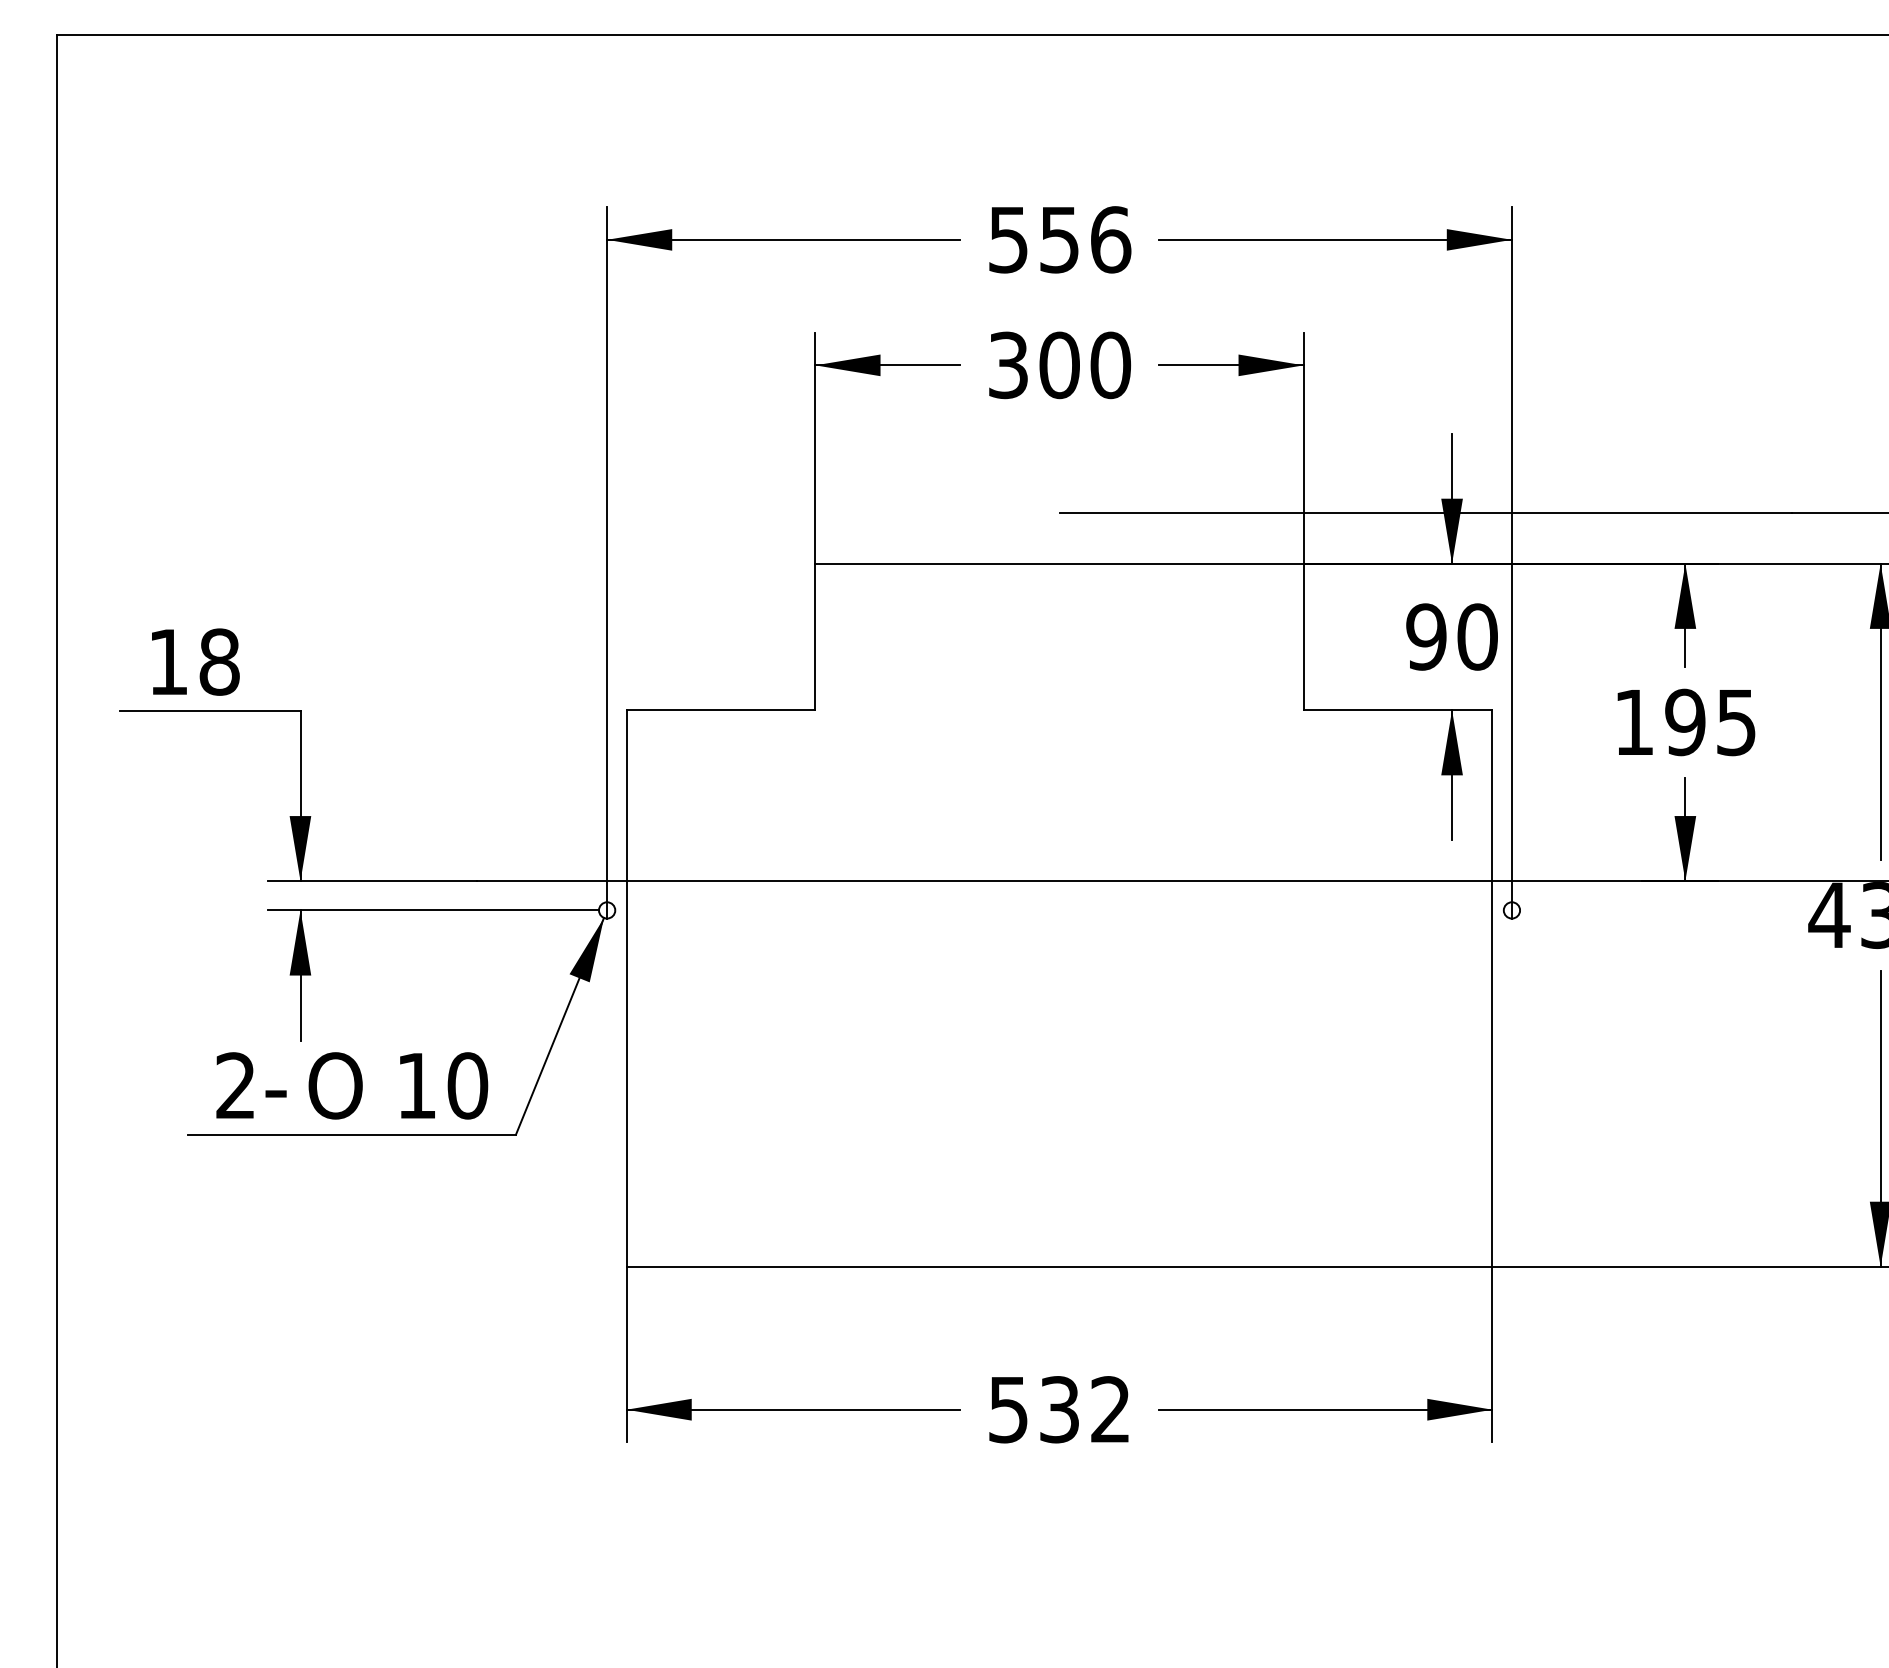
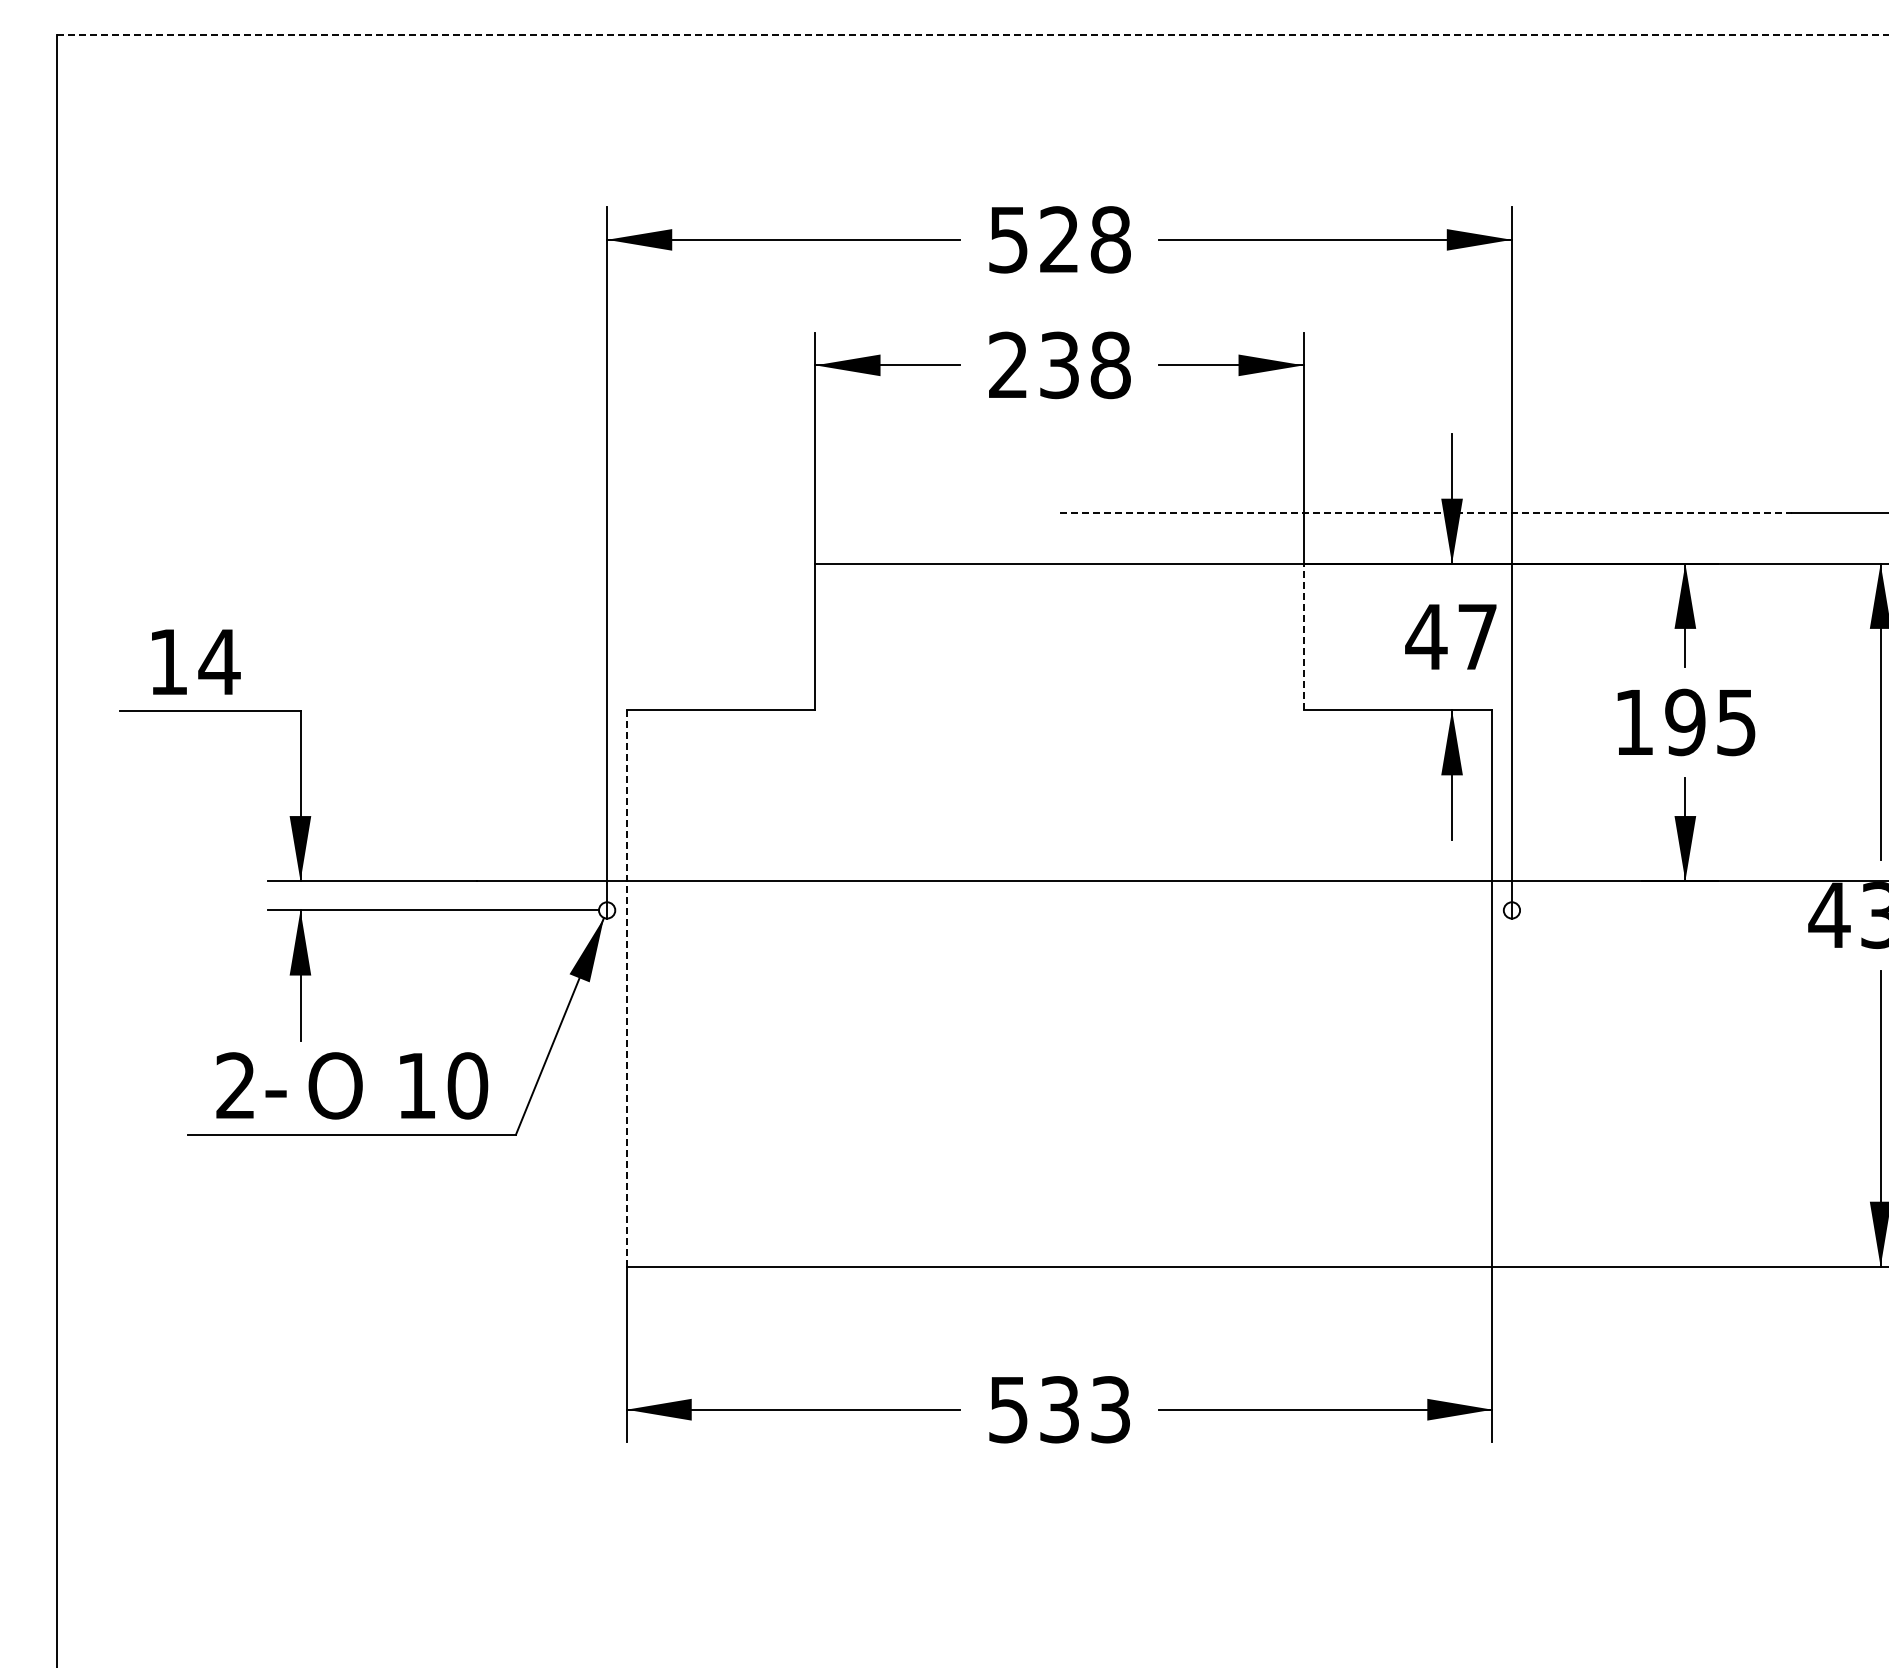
line: solid -> dashed (973, 35)
text: 556 -> 528 (1085, 239)
text: 300 -> 238 (1060, 365)
line: solid -> dashed (1426, 513)
line: solid -> dashed (1303, 636)
text: 90 -> 47 (1451, 636)
text: 18 -> 14 (219, 661)
line: solid -> dashed (626, 989)
text: 532 -> 533 (1110, 1409)
